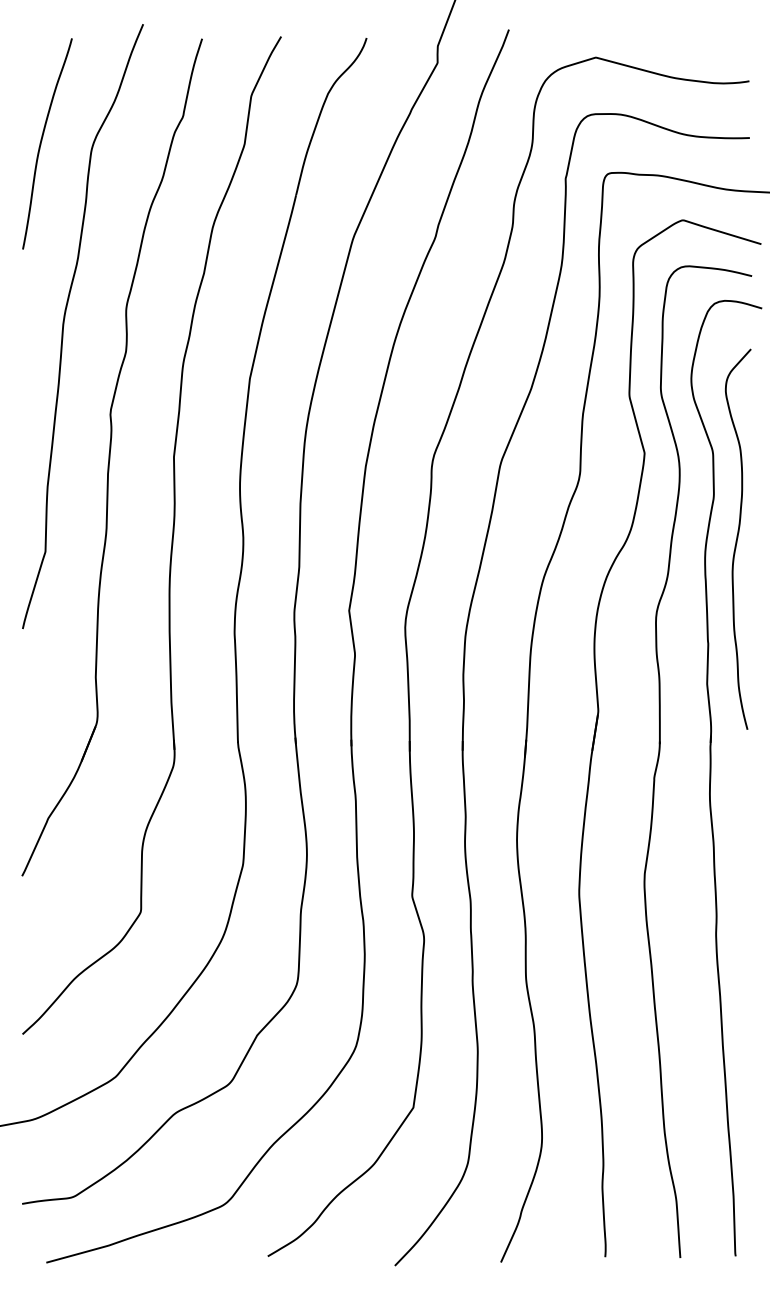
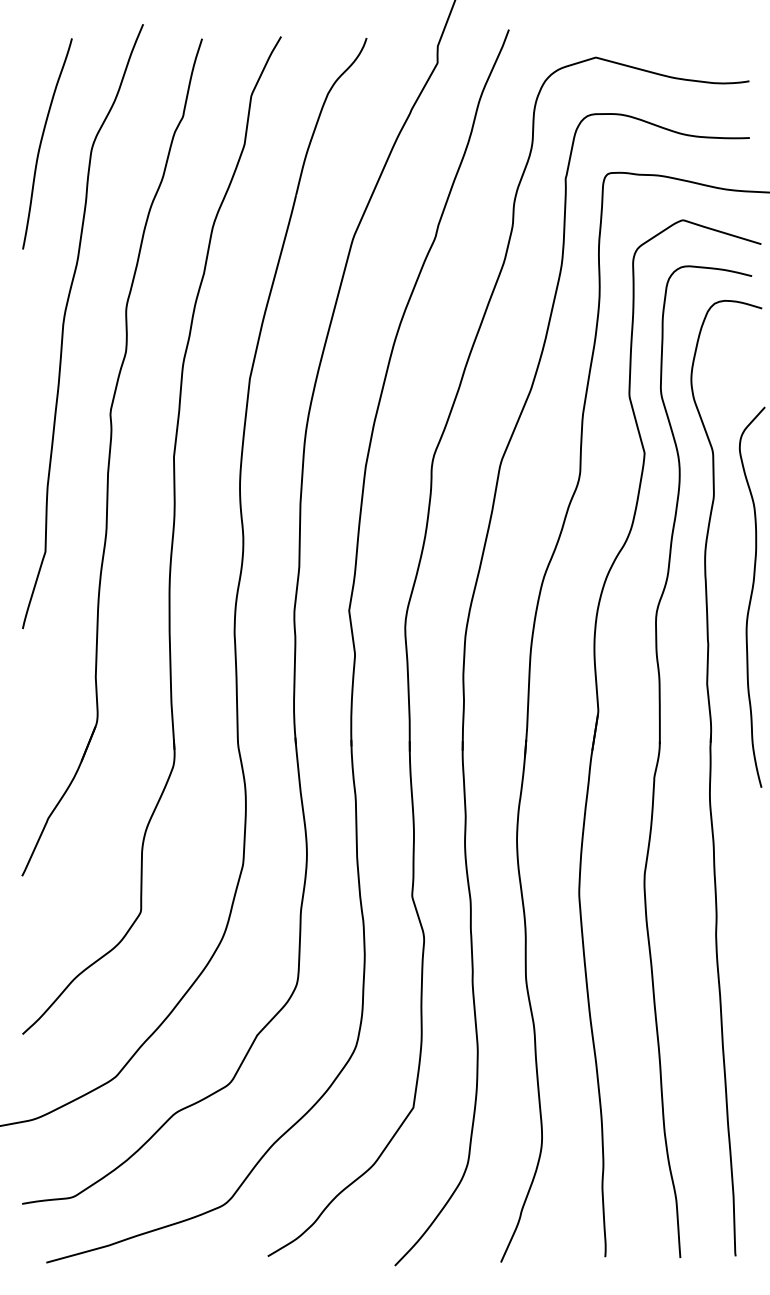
curve position: (738, 538) -> (752, 596) (752, 596)
